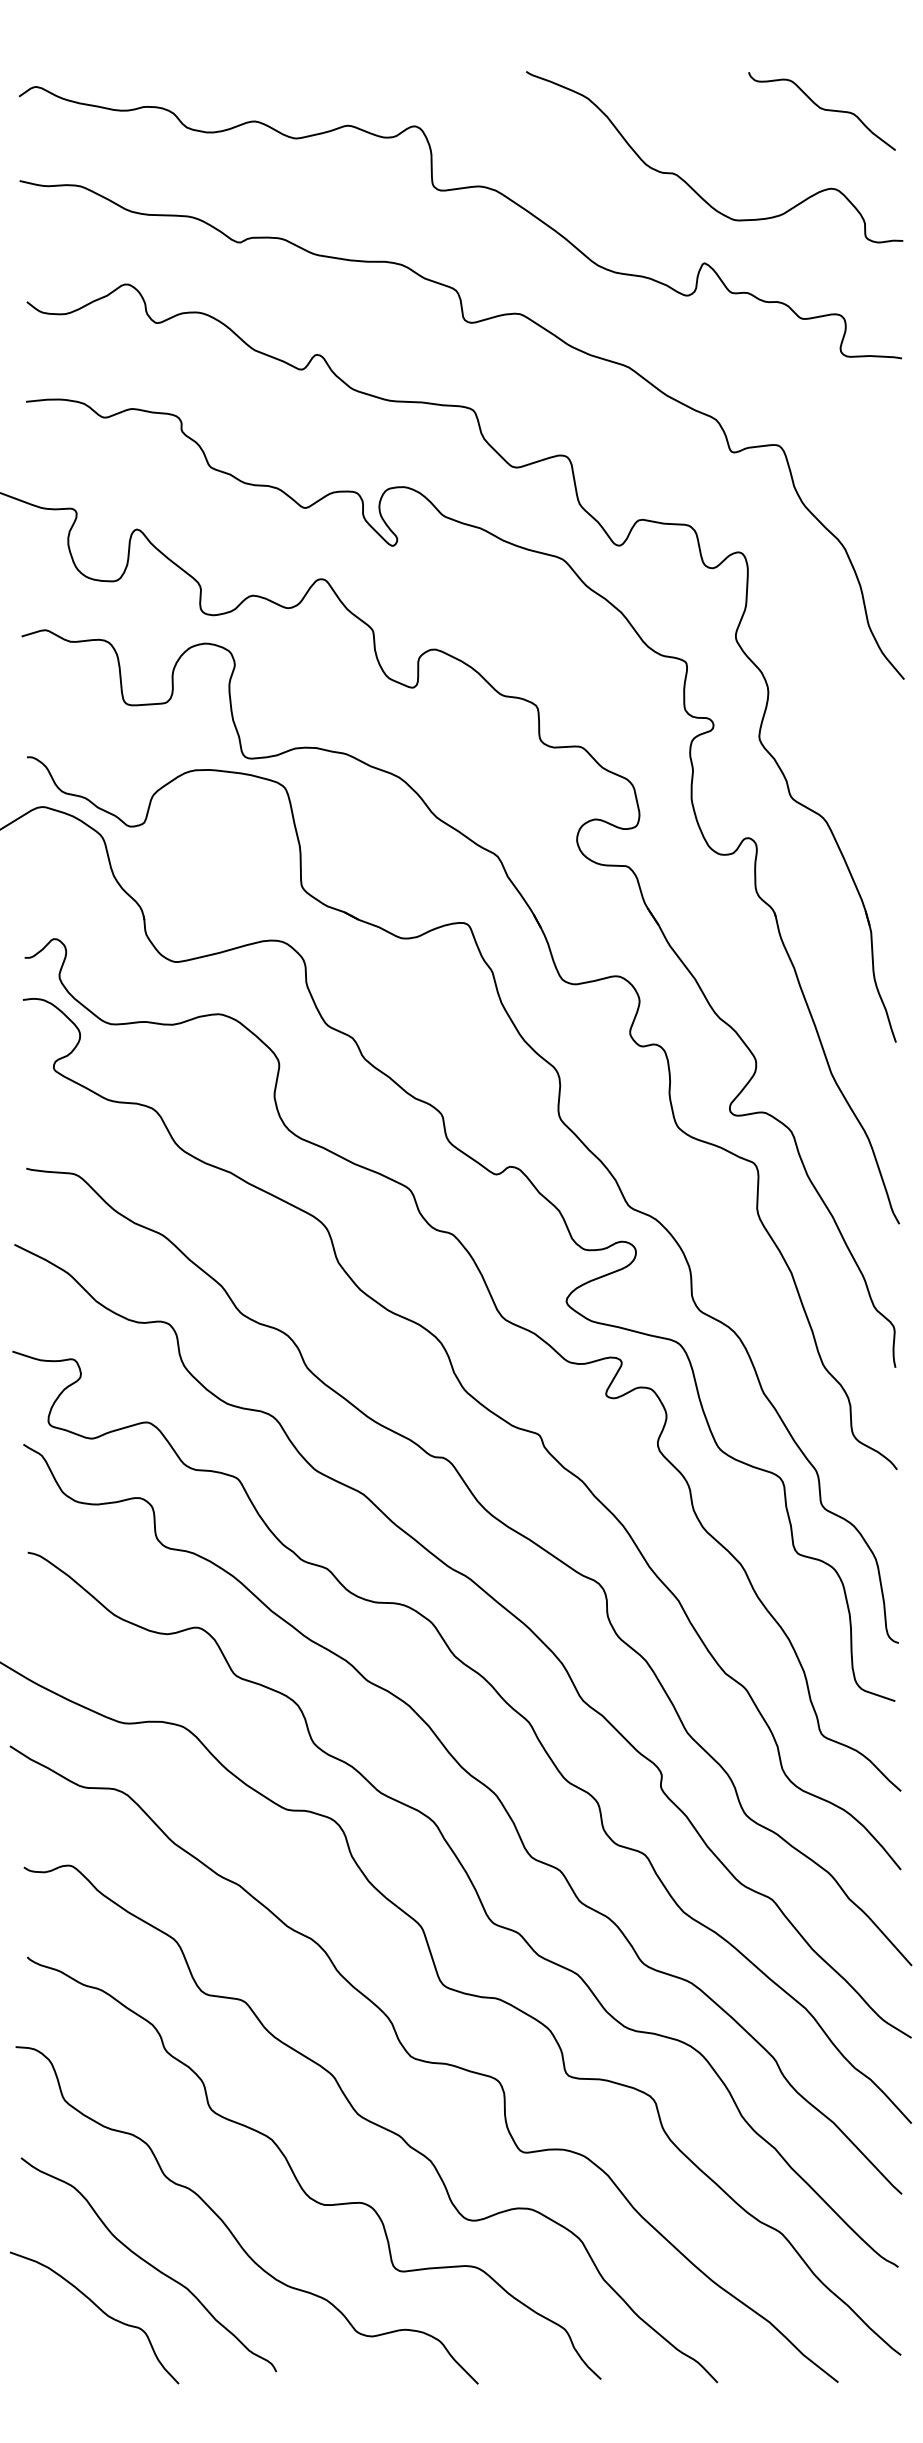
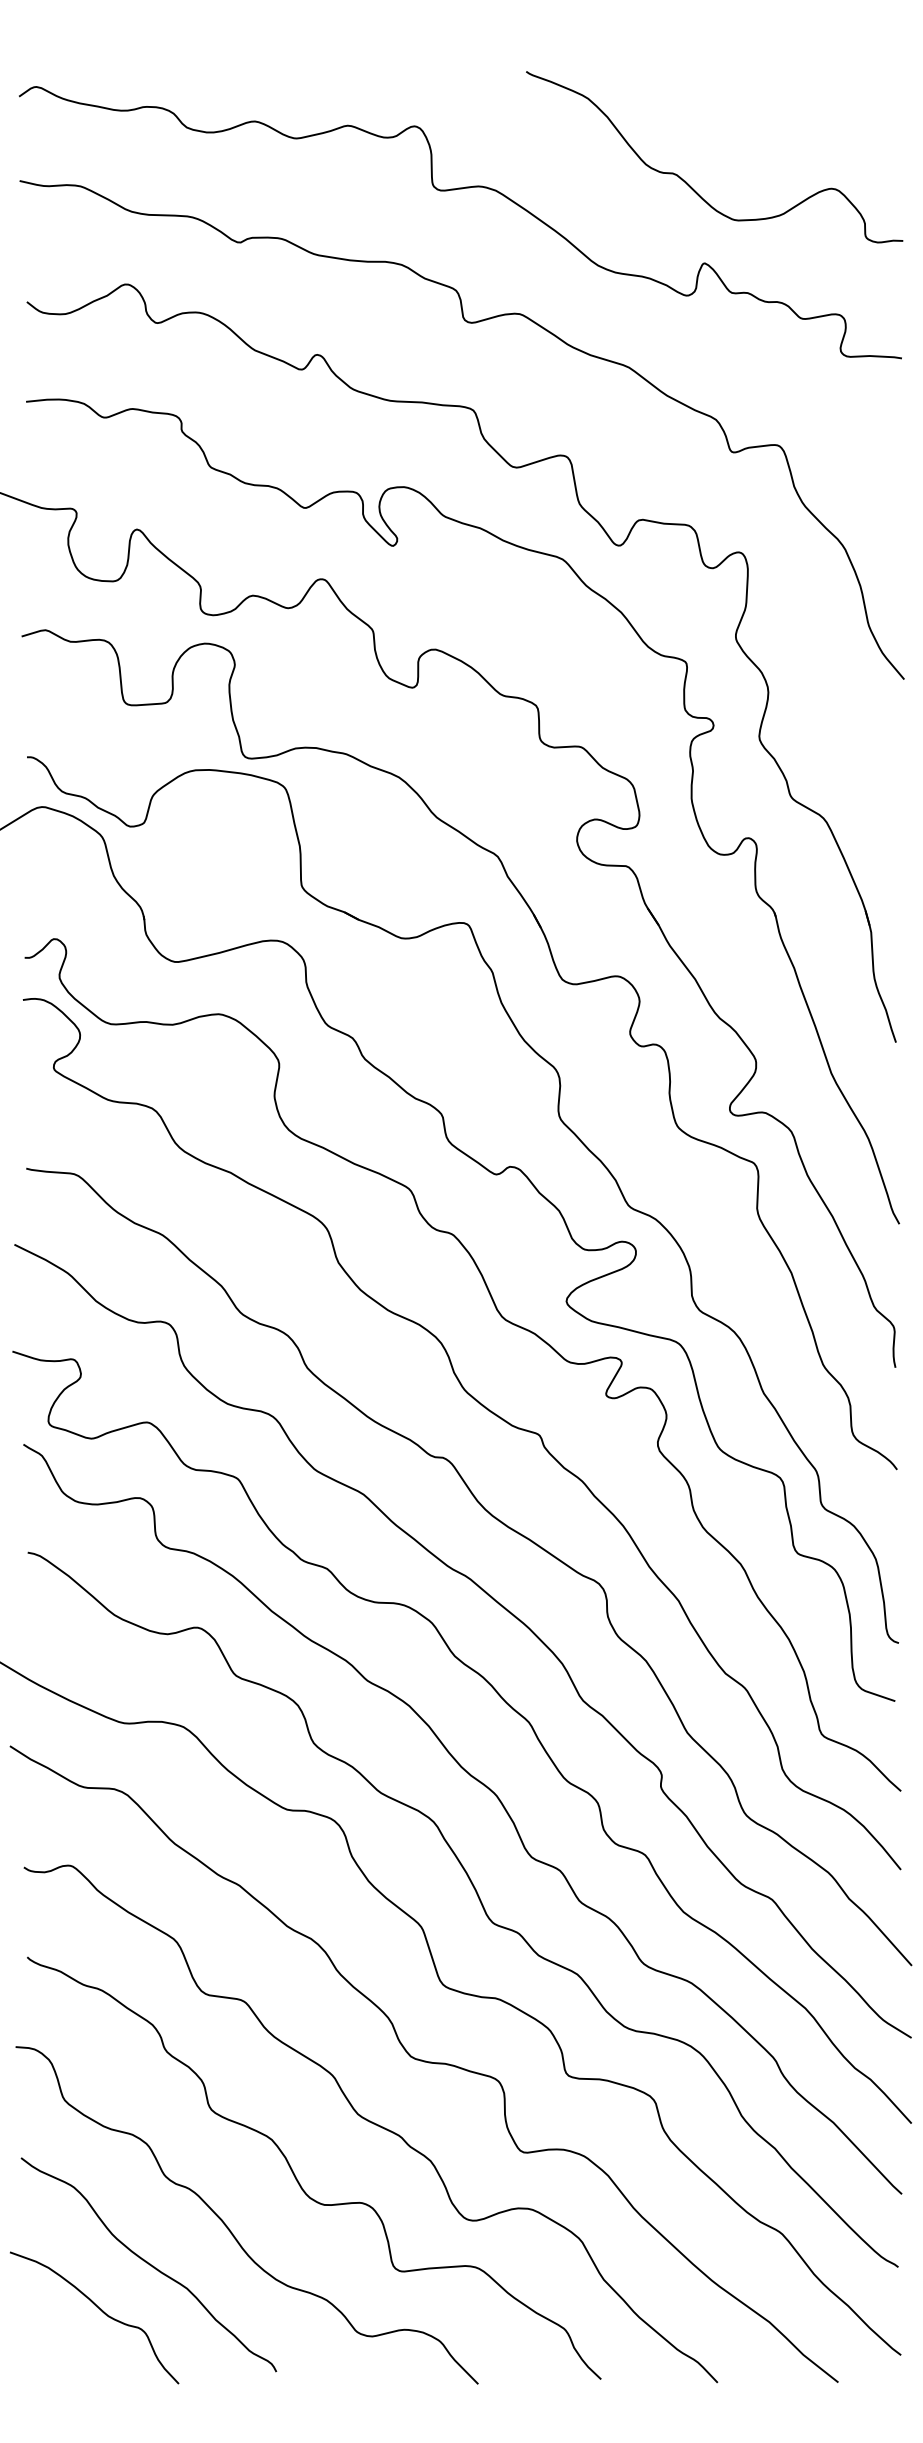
curve: present -> none (821, 109)
